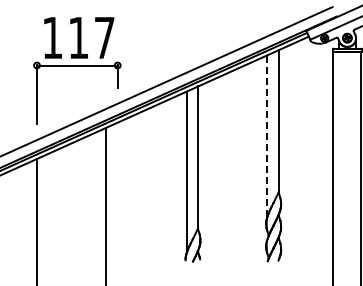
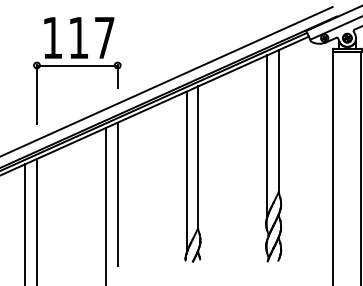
line: dashed -> solid (267, 135)
line: none -> present (117, 194)
line: none -> present (25, 223)
